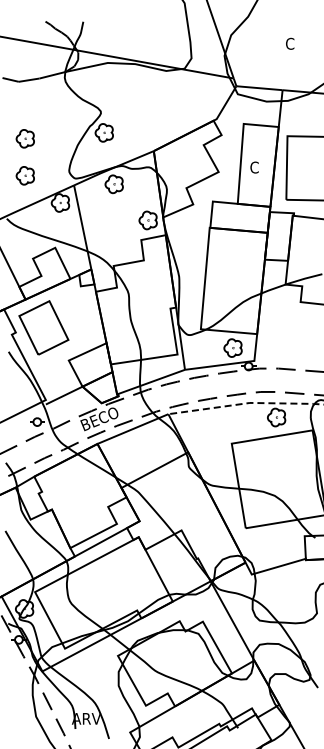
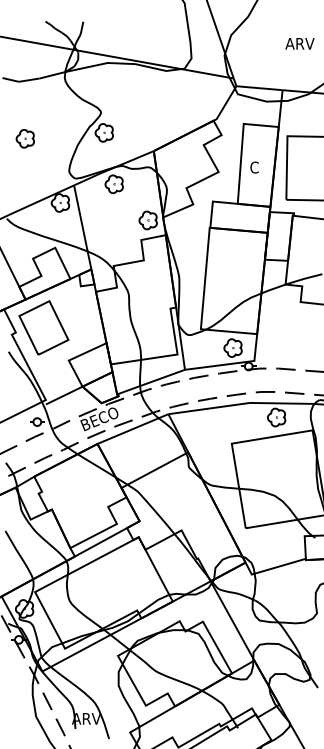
text: C -> ARV (299, 43)
part: present -> none (24, 175)
line: dashed -> solid (246, 403)
